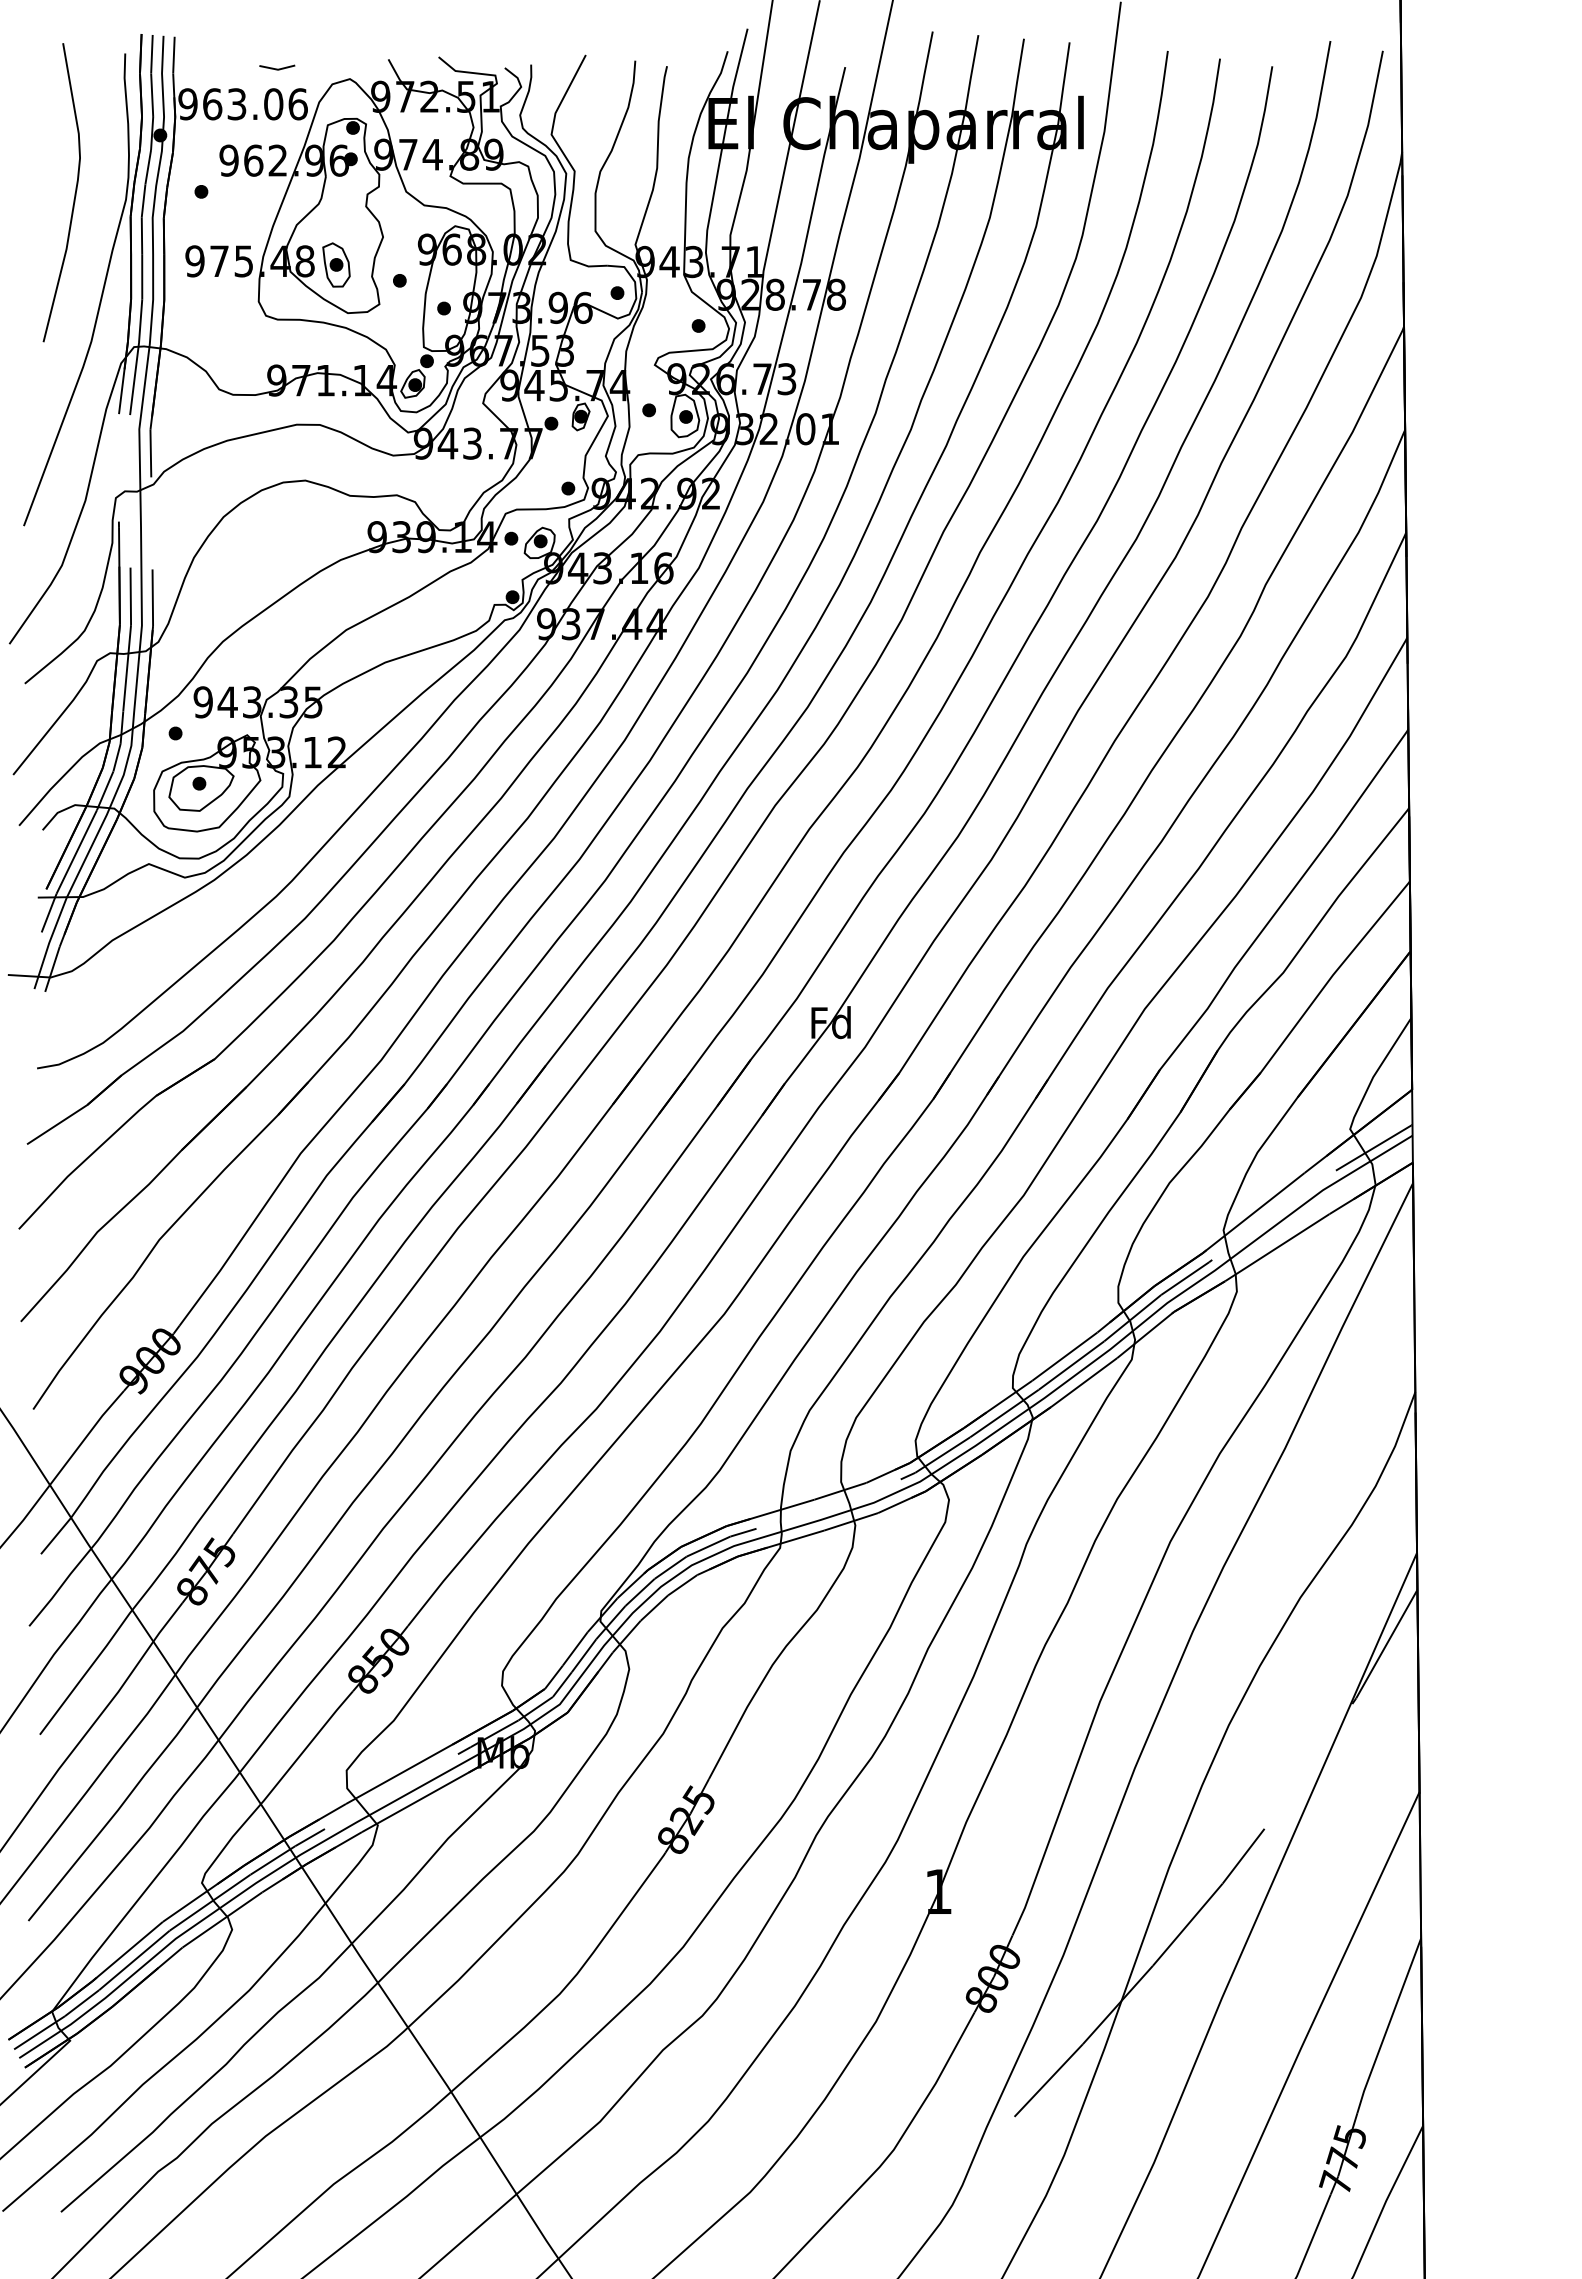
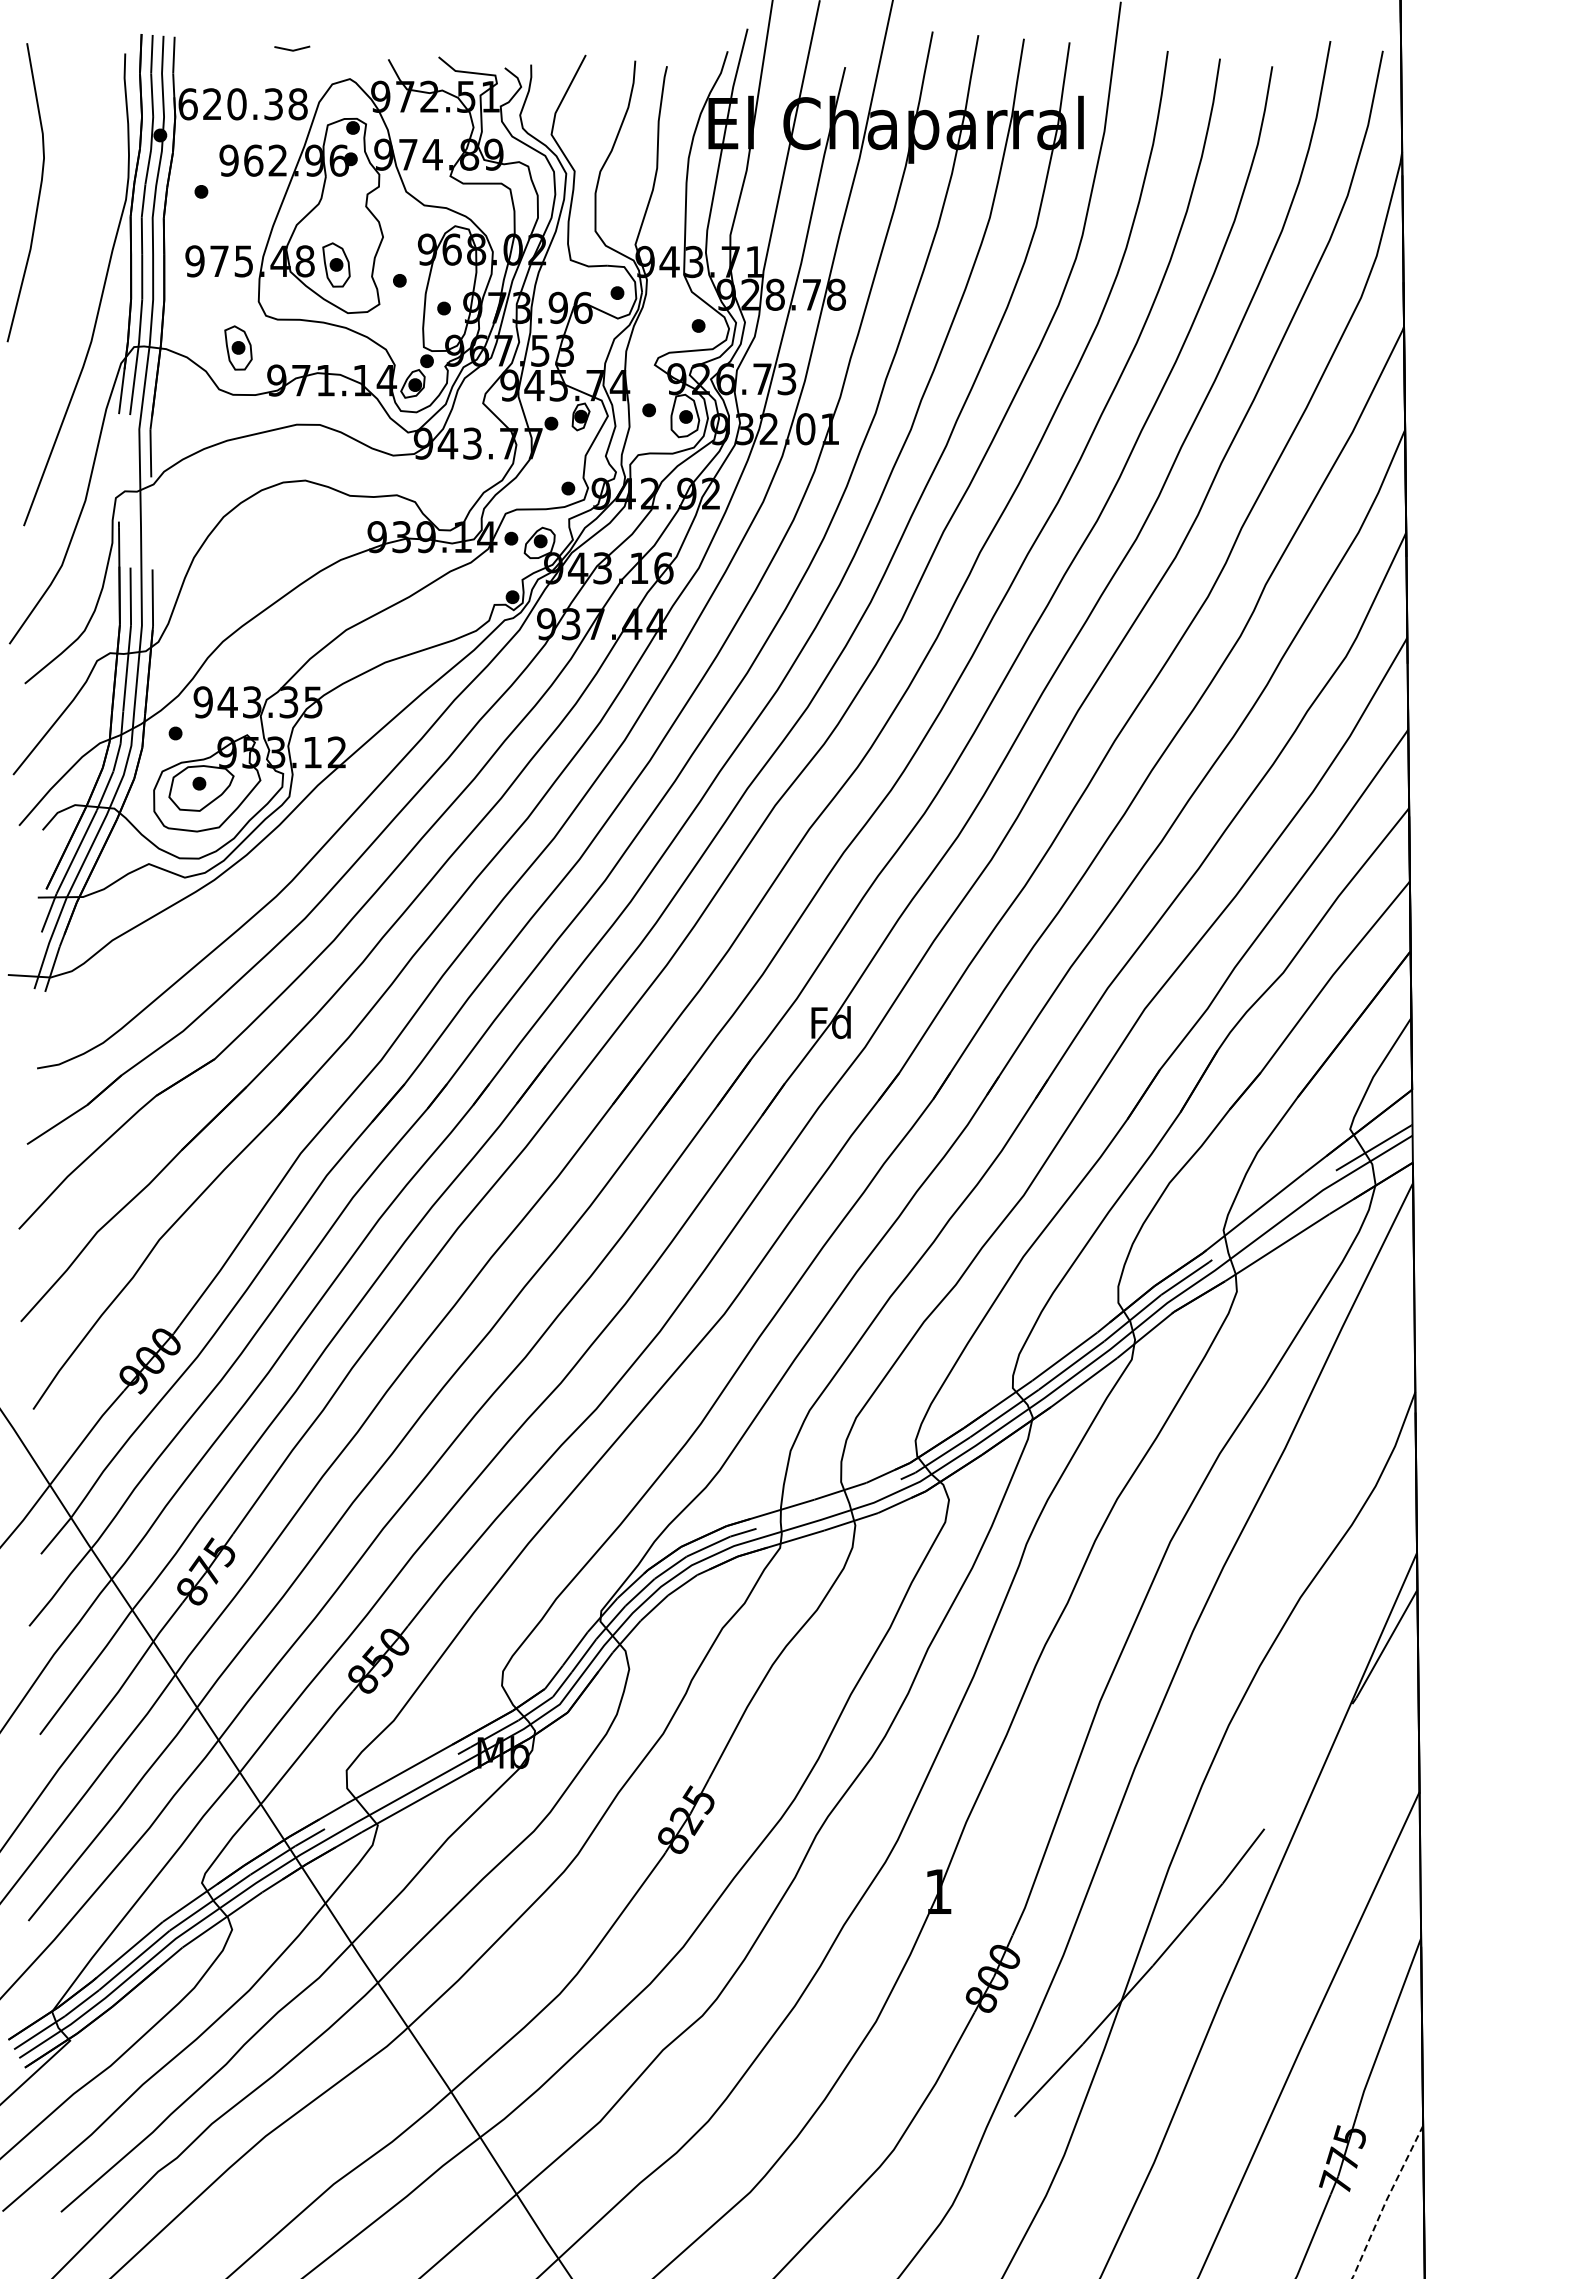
line position: (277, 68) -> (292, 49) (292, 49)
text: 963.06 -> 620.38 (242, 104)
curve position: (74, 193) -> (38, 193) (38, 193)
part: none -> present (238, 347)
line: solid -> dashed (1386, 2200)
